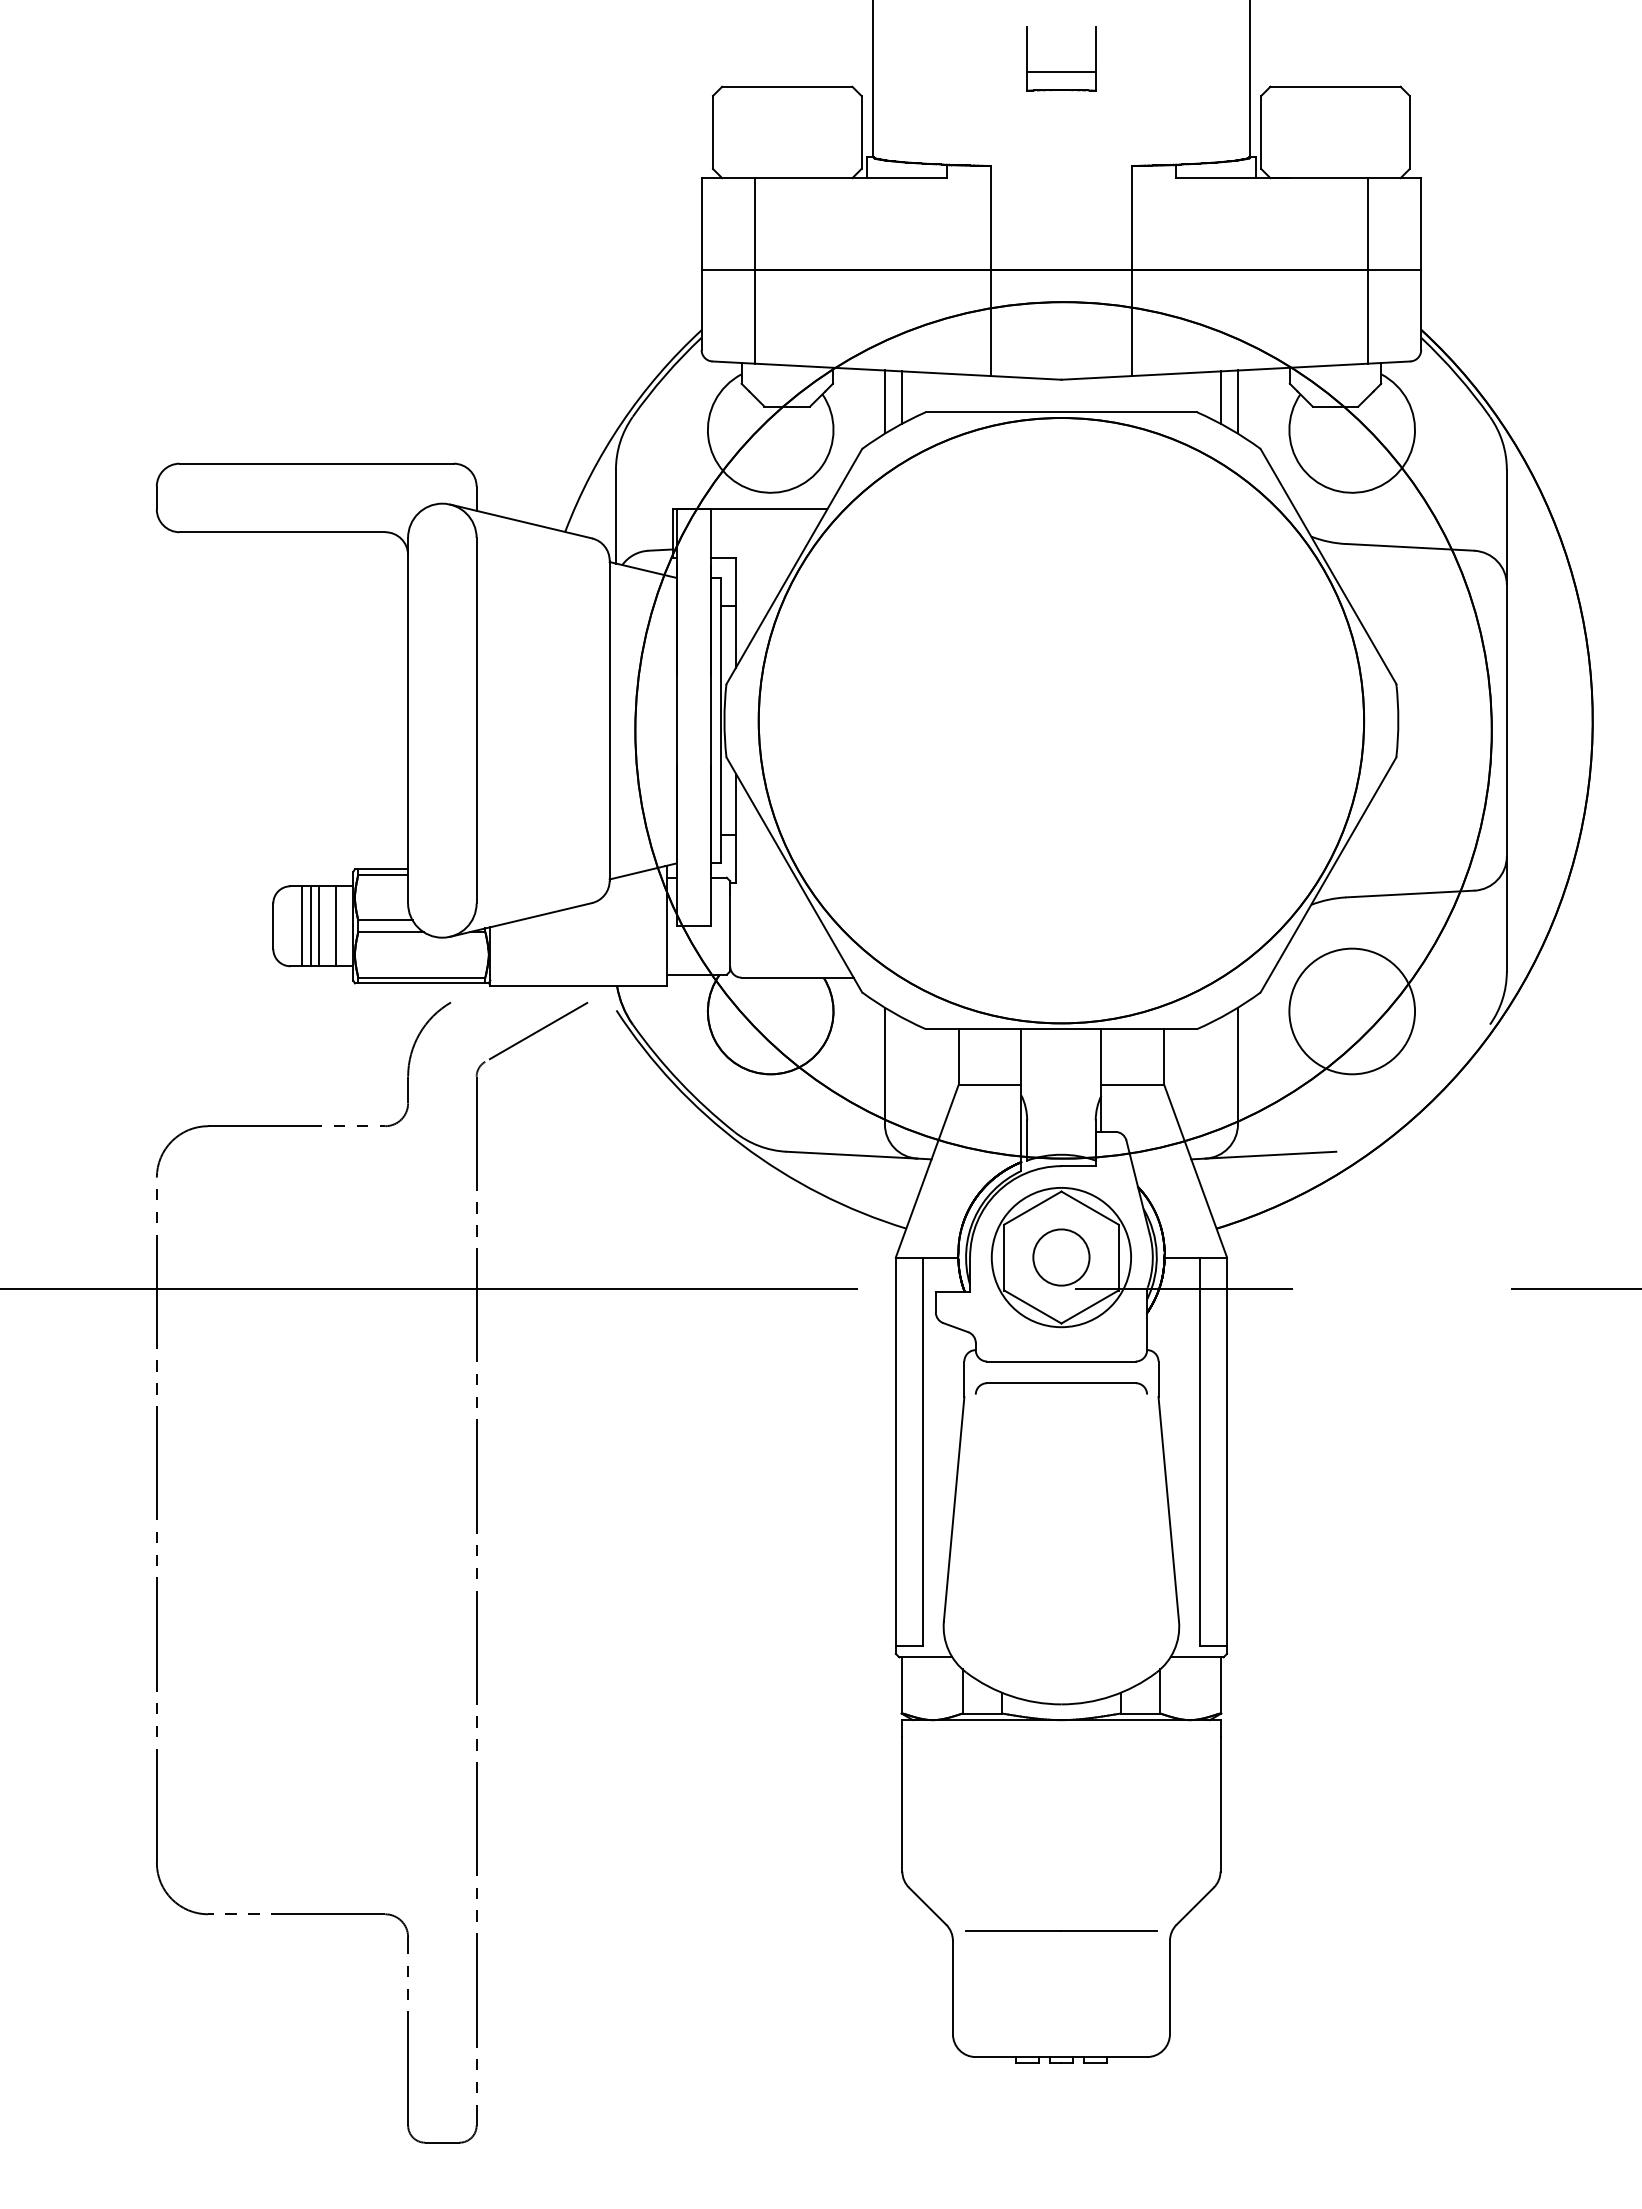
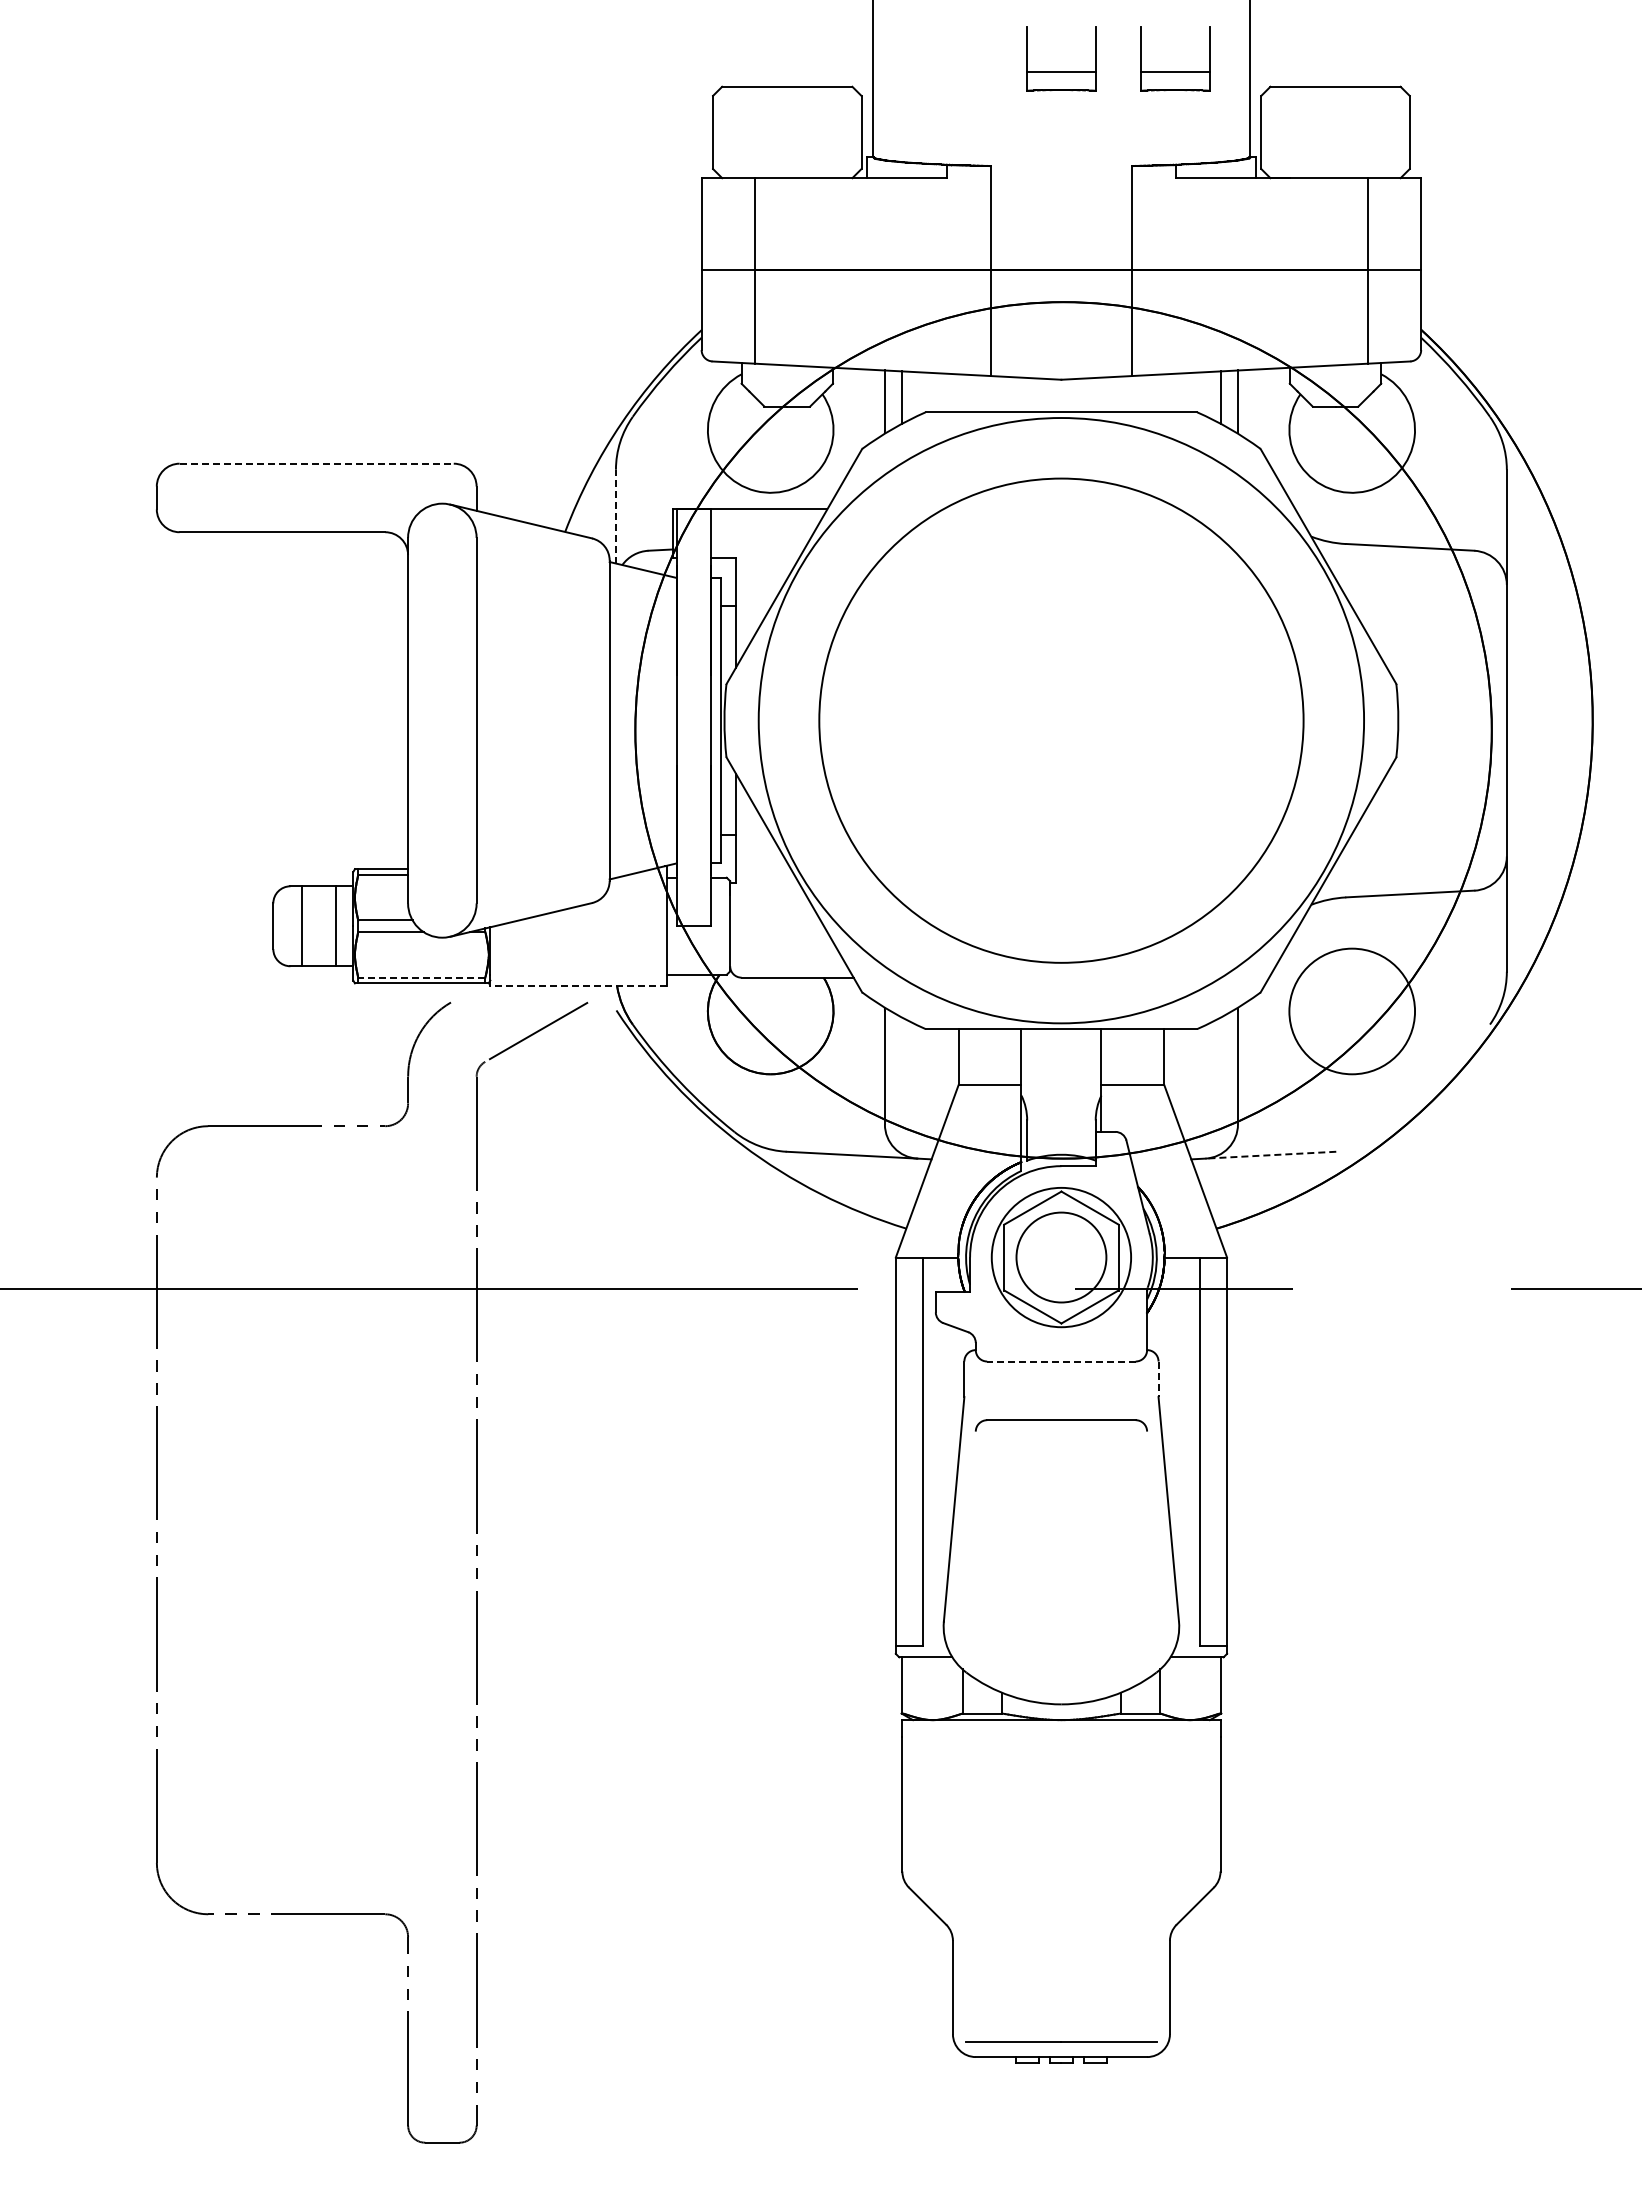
part: none -> present (1175, 71)
line: solid -> dashed (317, 463)
line: solid -> dashed (615, 516)
circle diameter: 605 px -> 484 px (1061, 720)
line: present -> none (311, 926)
line: present -> none (319, 926)
line: solid -> dashed (421, 977)
line: solid -> dashed (578, 986)
line: solid -> dashed (1270, 1155)
circle diameter: 56 px -> 90 px (1061, 1257)
line: solid -> dashed (1060, 1361)
line: solid -> dashed (1158, 1379)
part position: (1061, 1388) -> (1061, 1425) (1061, 1425)
line position: (1061, 1930) -> (1061, 2041) (1061, 2041)
